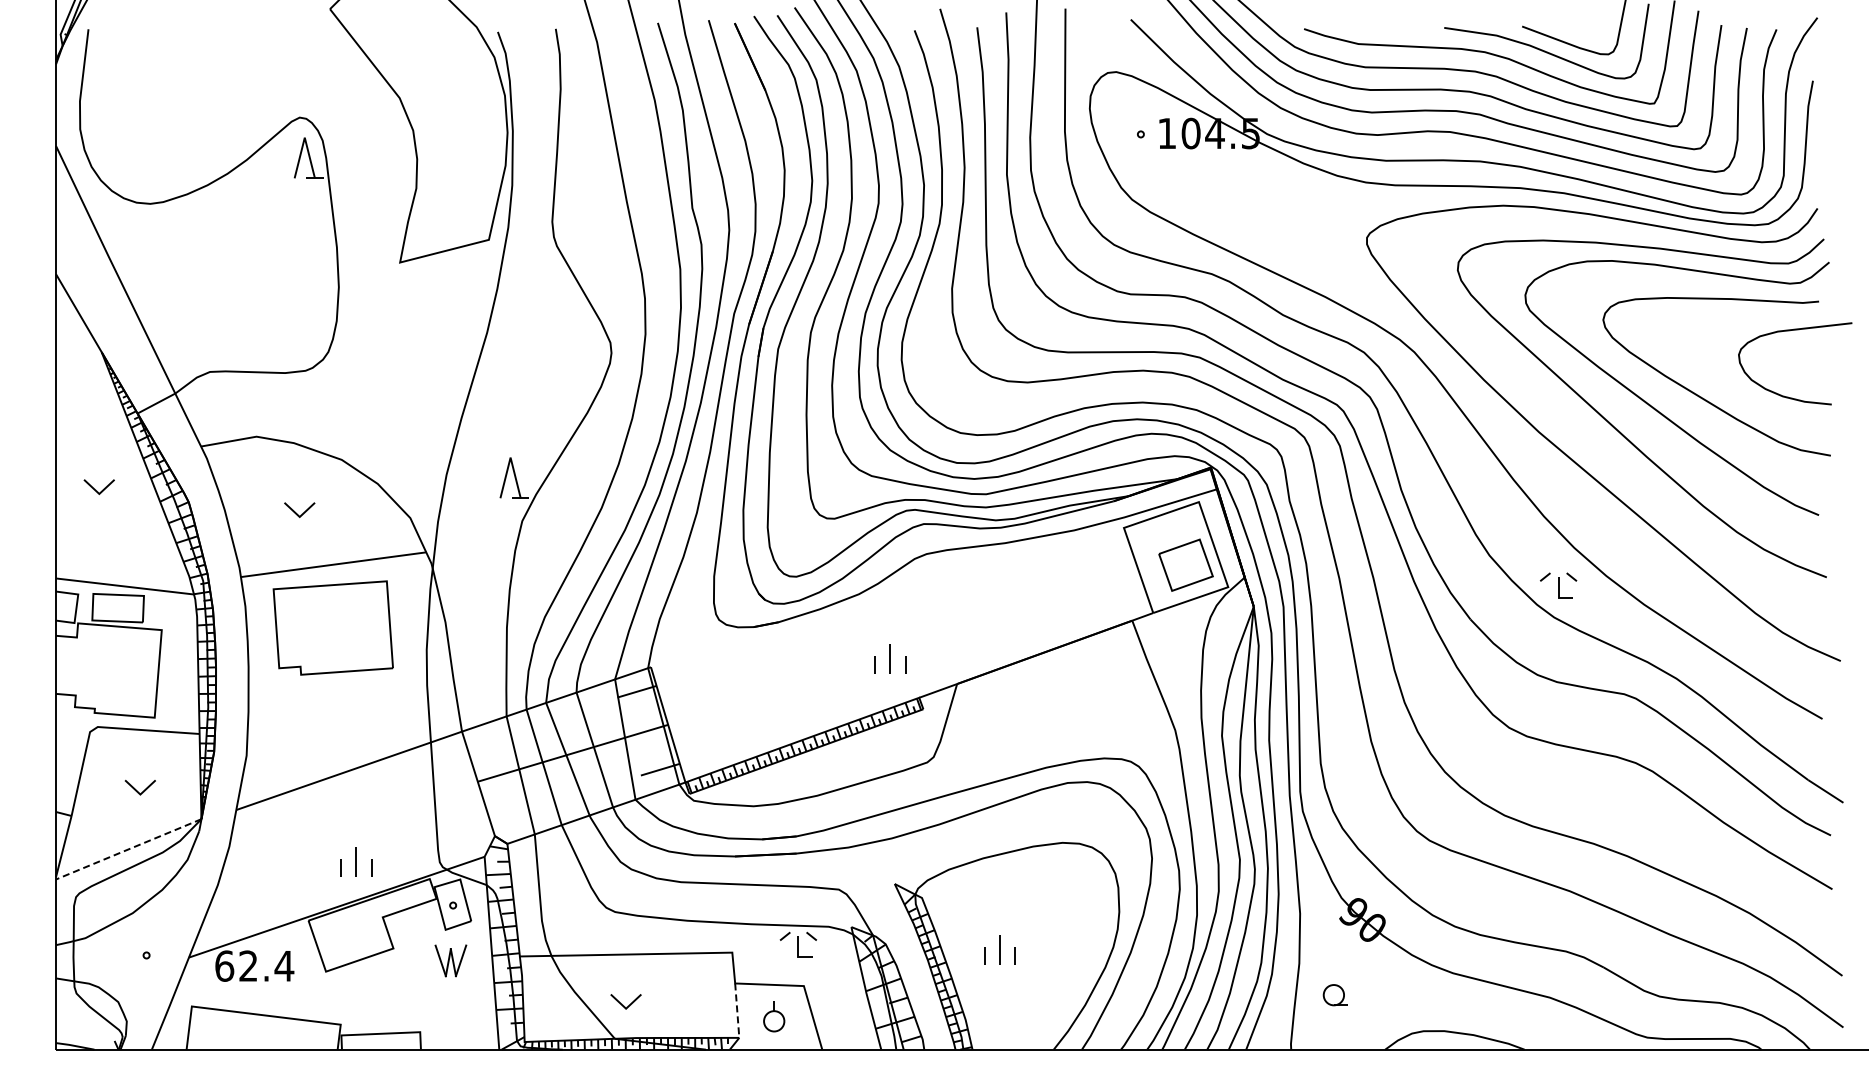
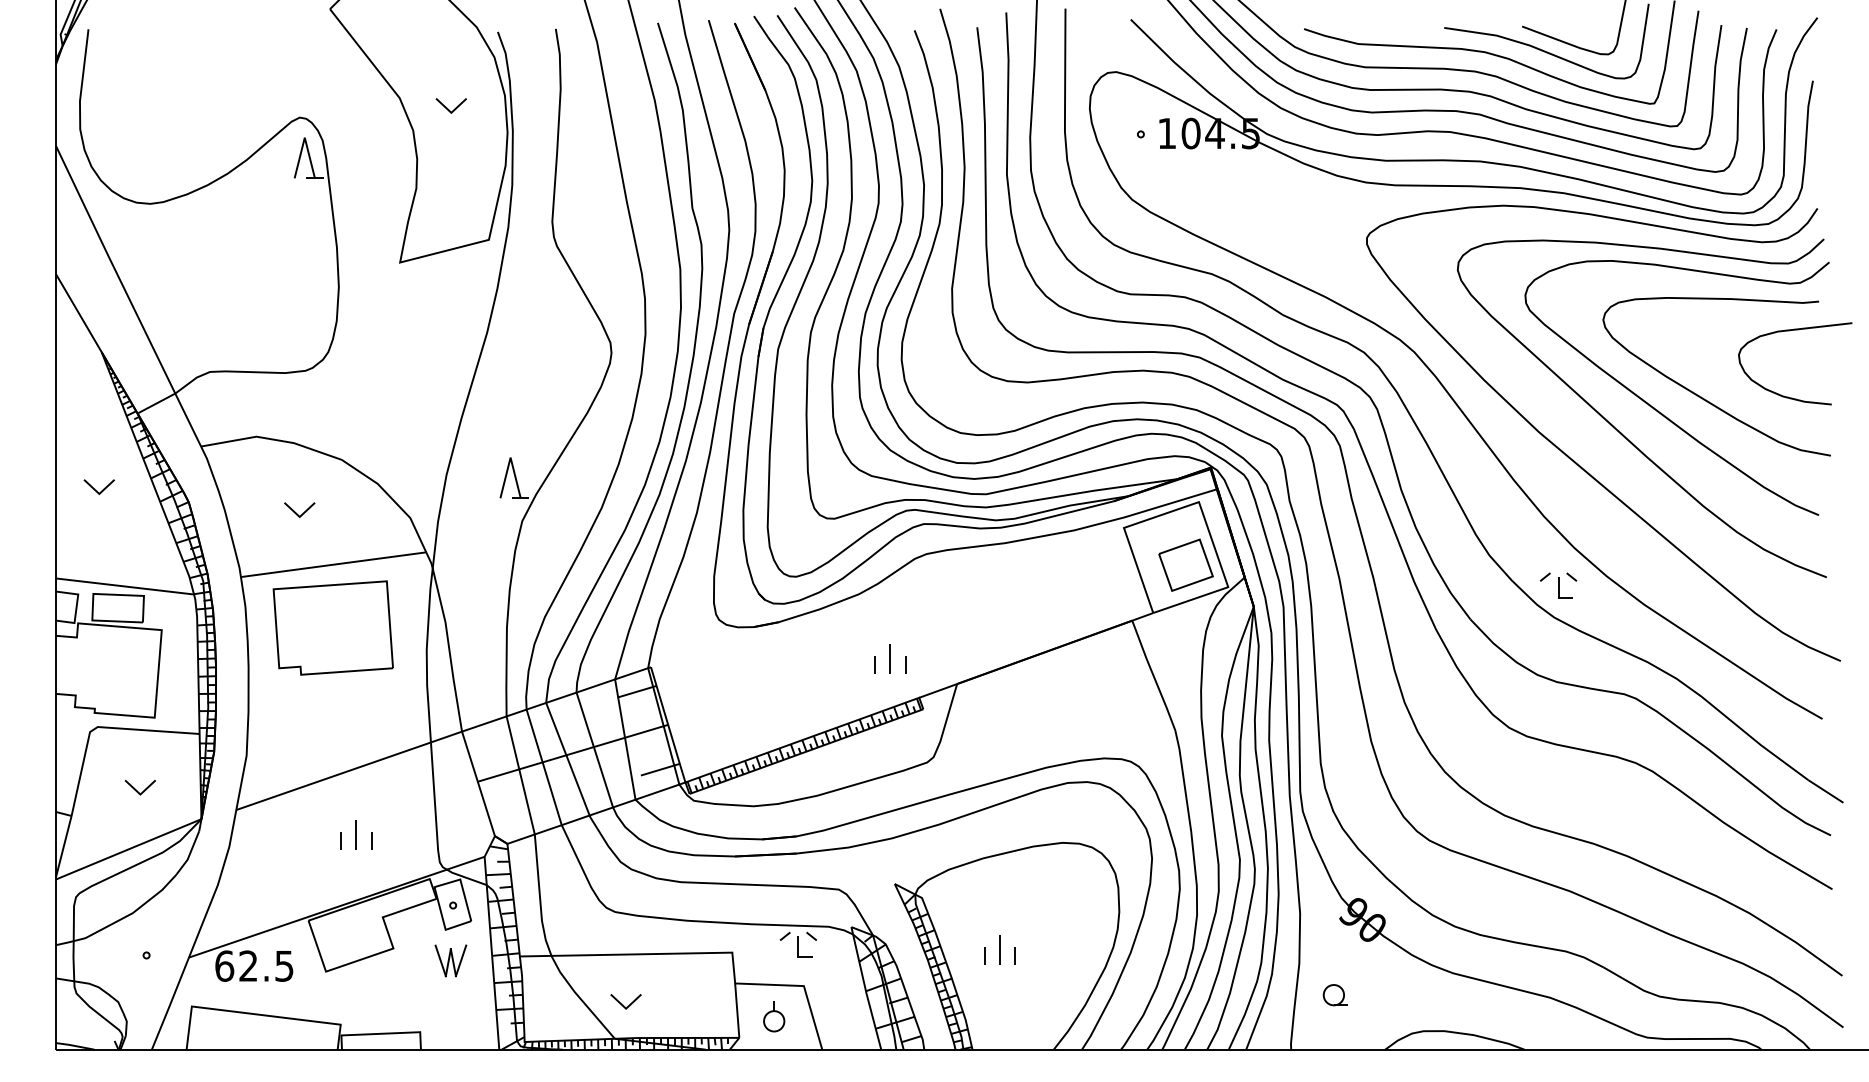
part: none -> present (450, 105)
line: dashed -> solid (127, 849)
part position: (356, 861) -> (356, 834) (356, 834)
text: 62.4 -> 62.5 (284, 966)
line: dashed -> solid (737, 1011)
